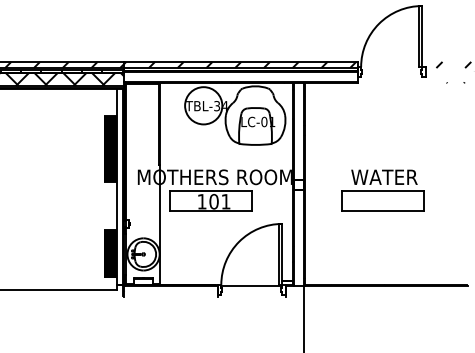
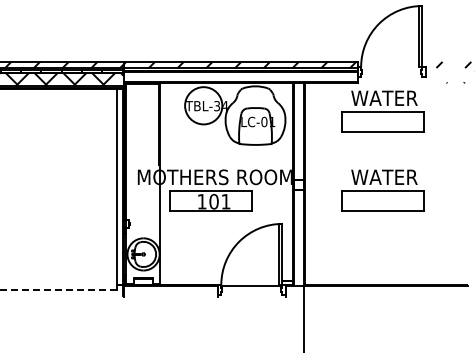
part: none -> present (382, 111)
hatch: present -> none (110, 196)
line: solid -> dashed (58, 289)
